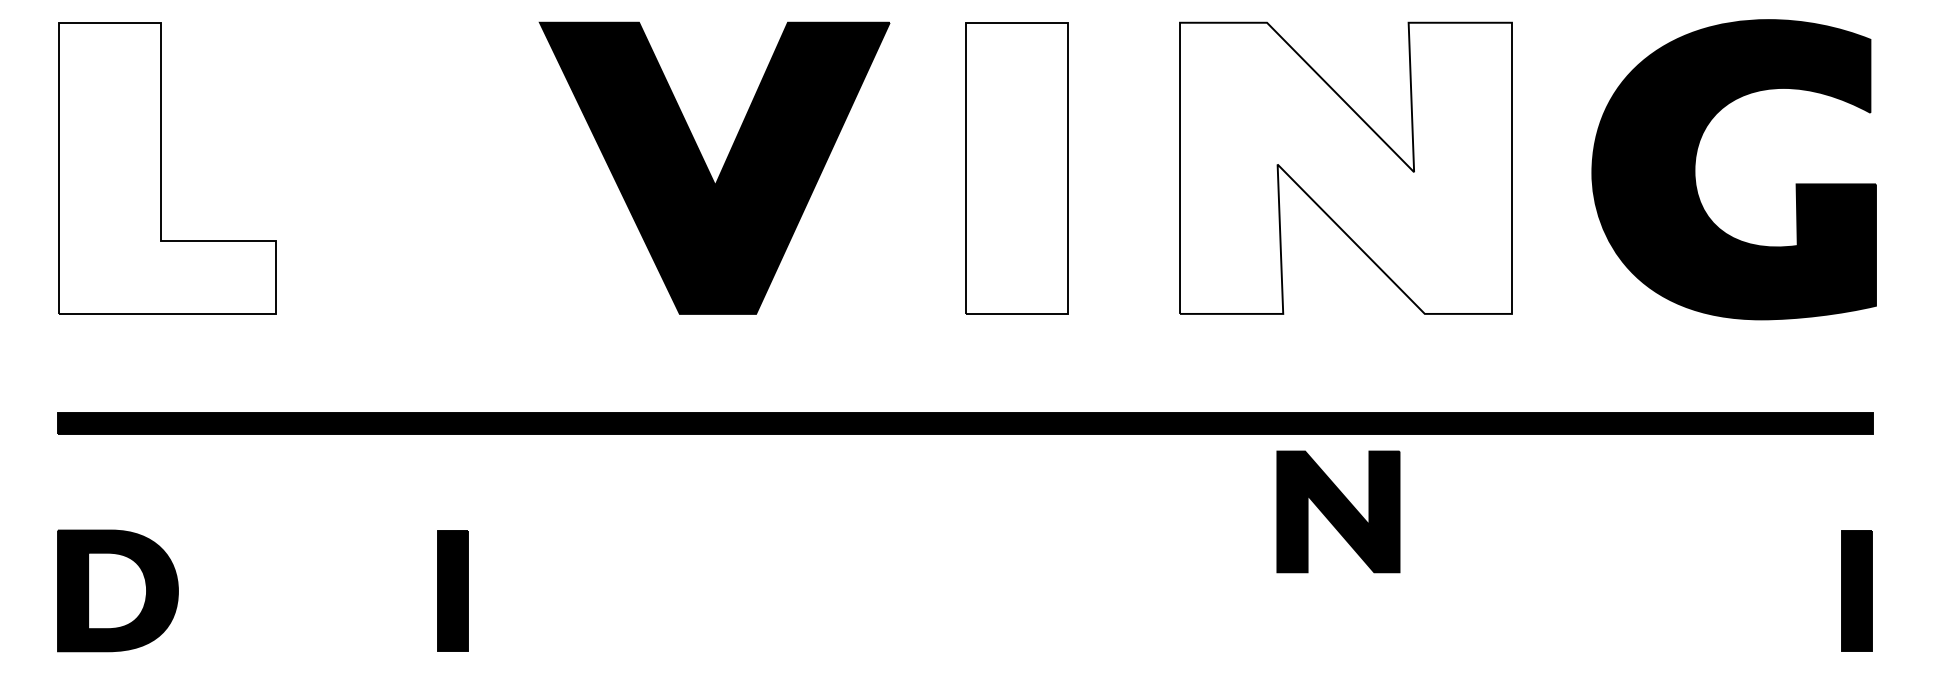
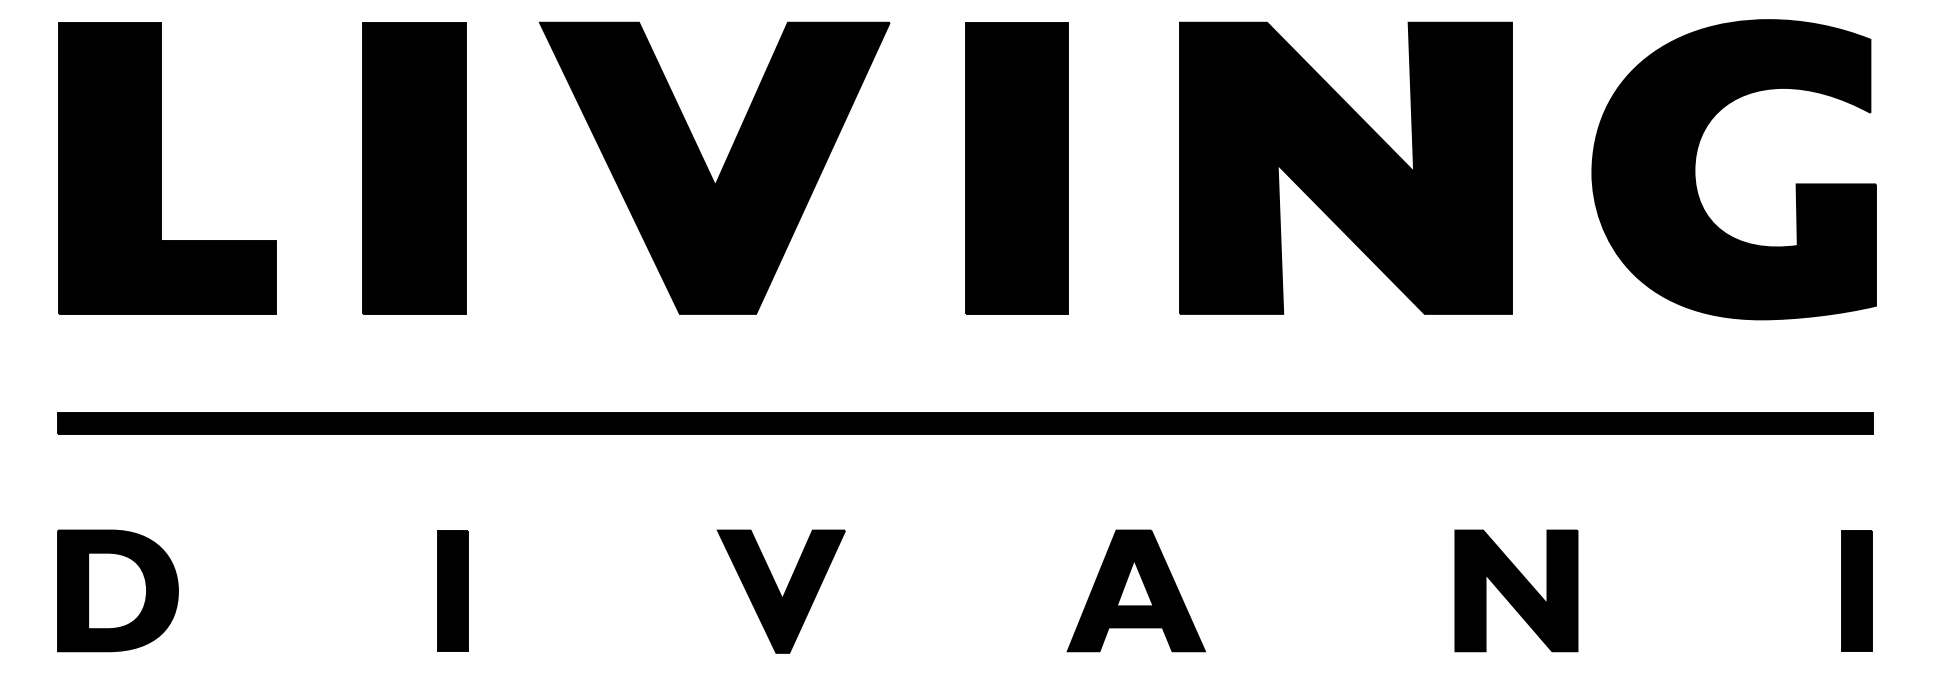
fill: none -> present (167, 167)
fill: none -> present (1016, 167)
fill: none -> present (1345, 167)
part: none -> present (414, 168)
part position: (1338, 511) -> (1516, 590) (1516, 590)
part: none -> present (1135, 590)
part: none -> present (780, 591)
